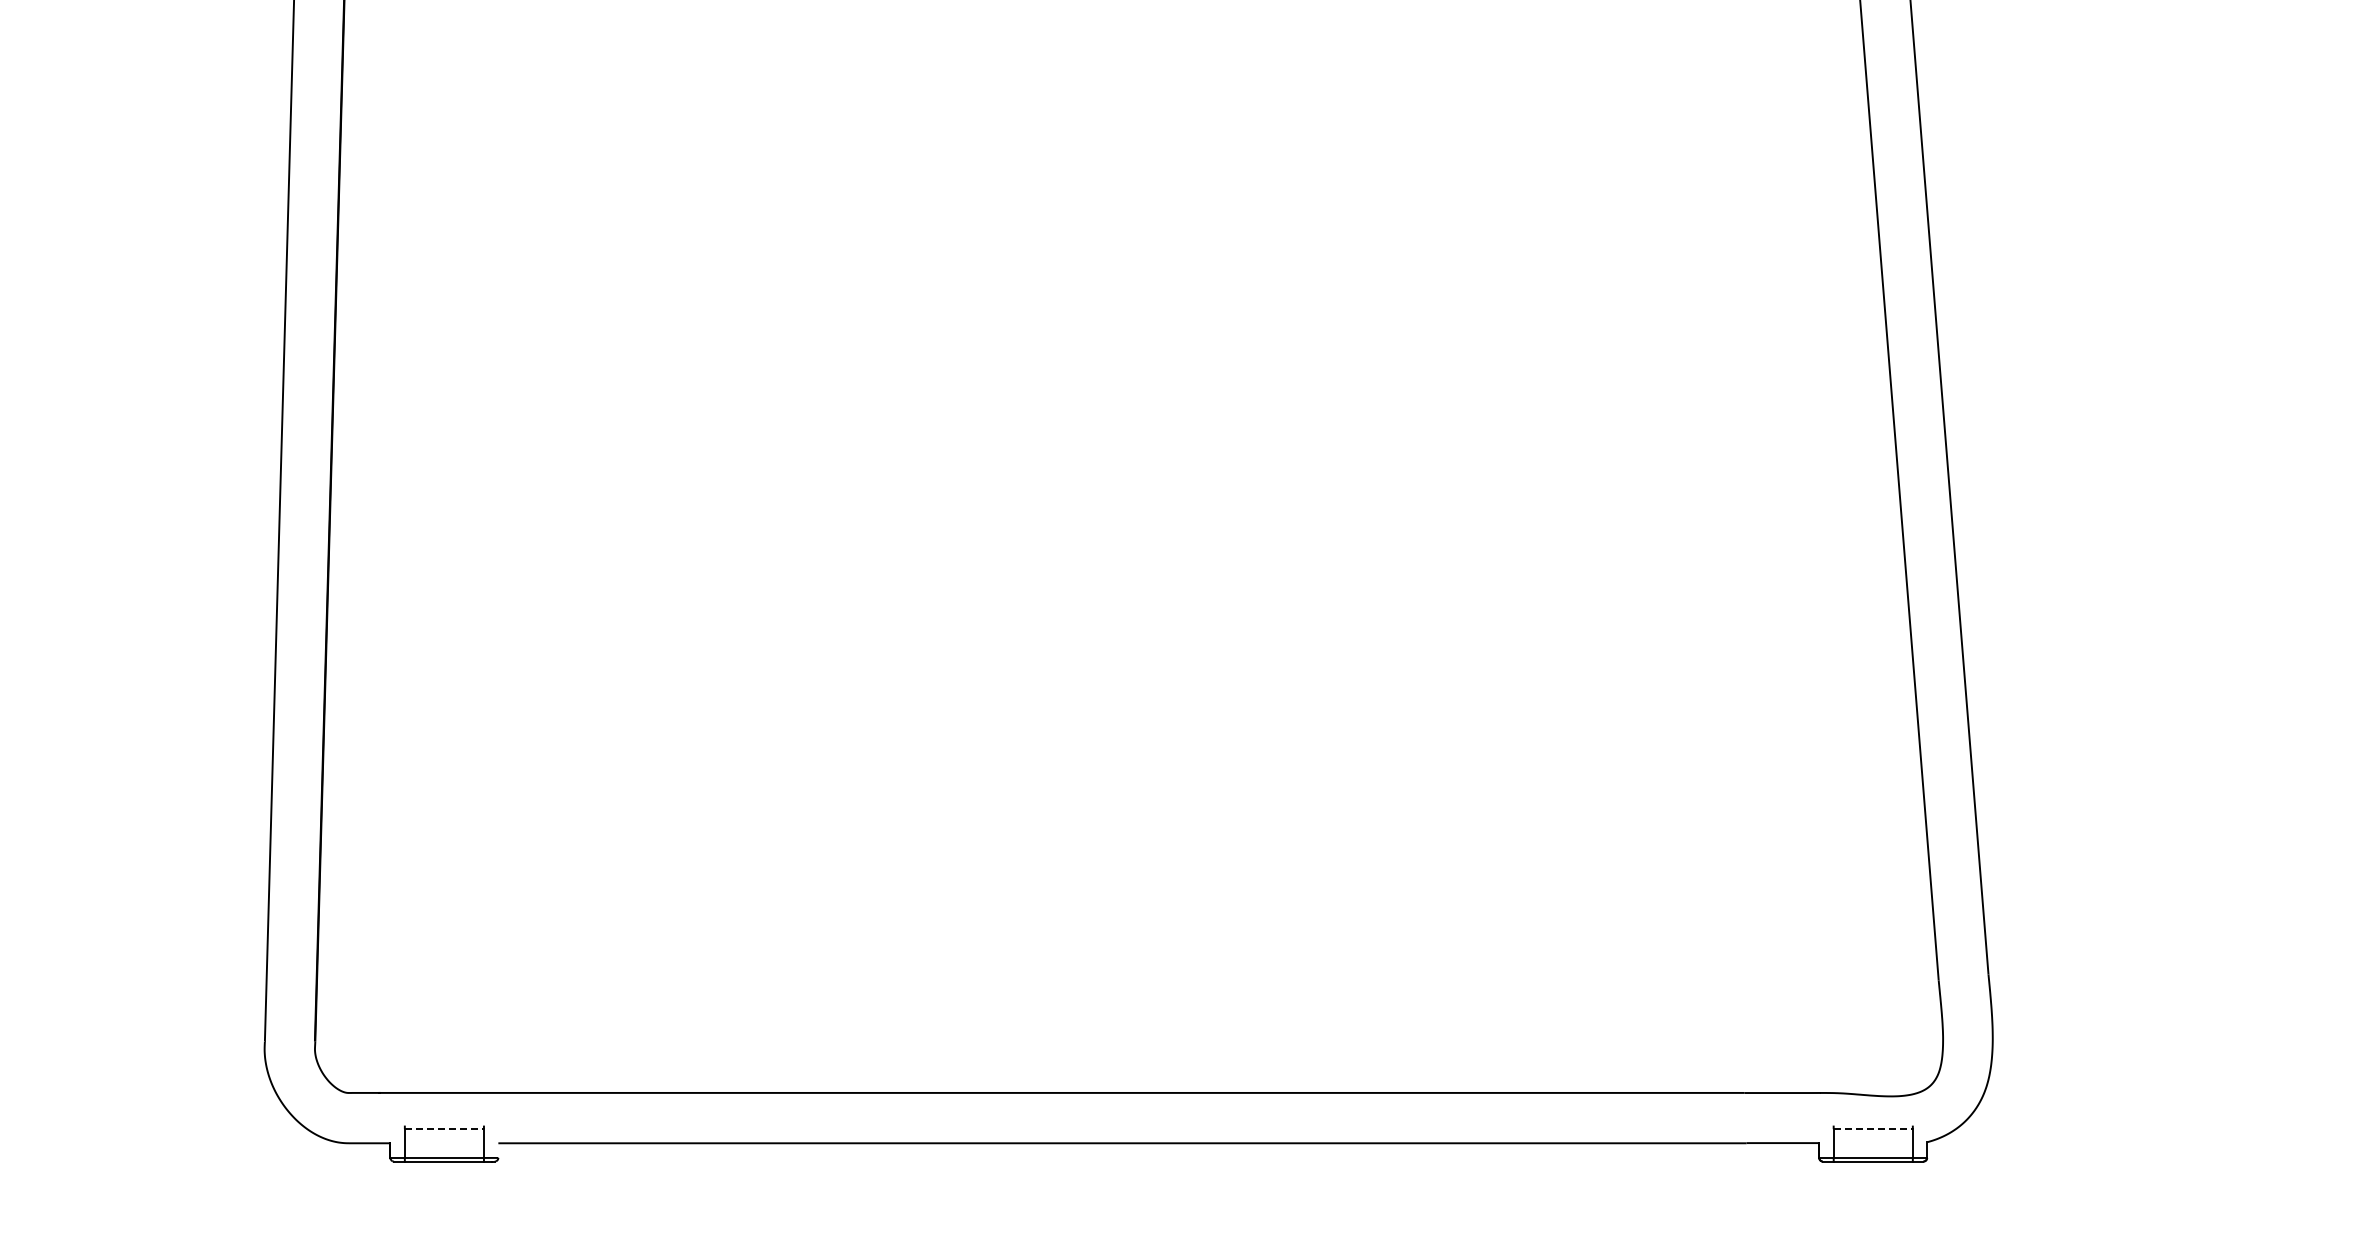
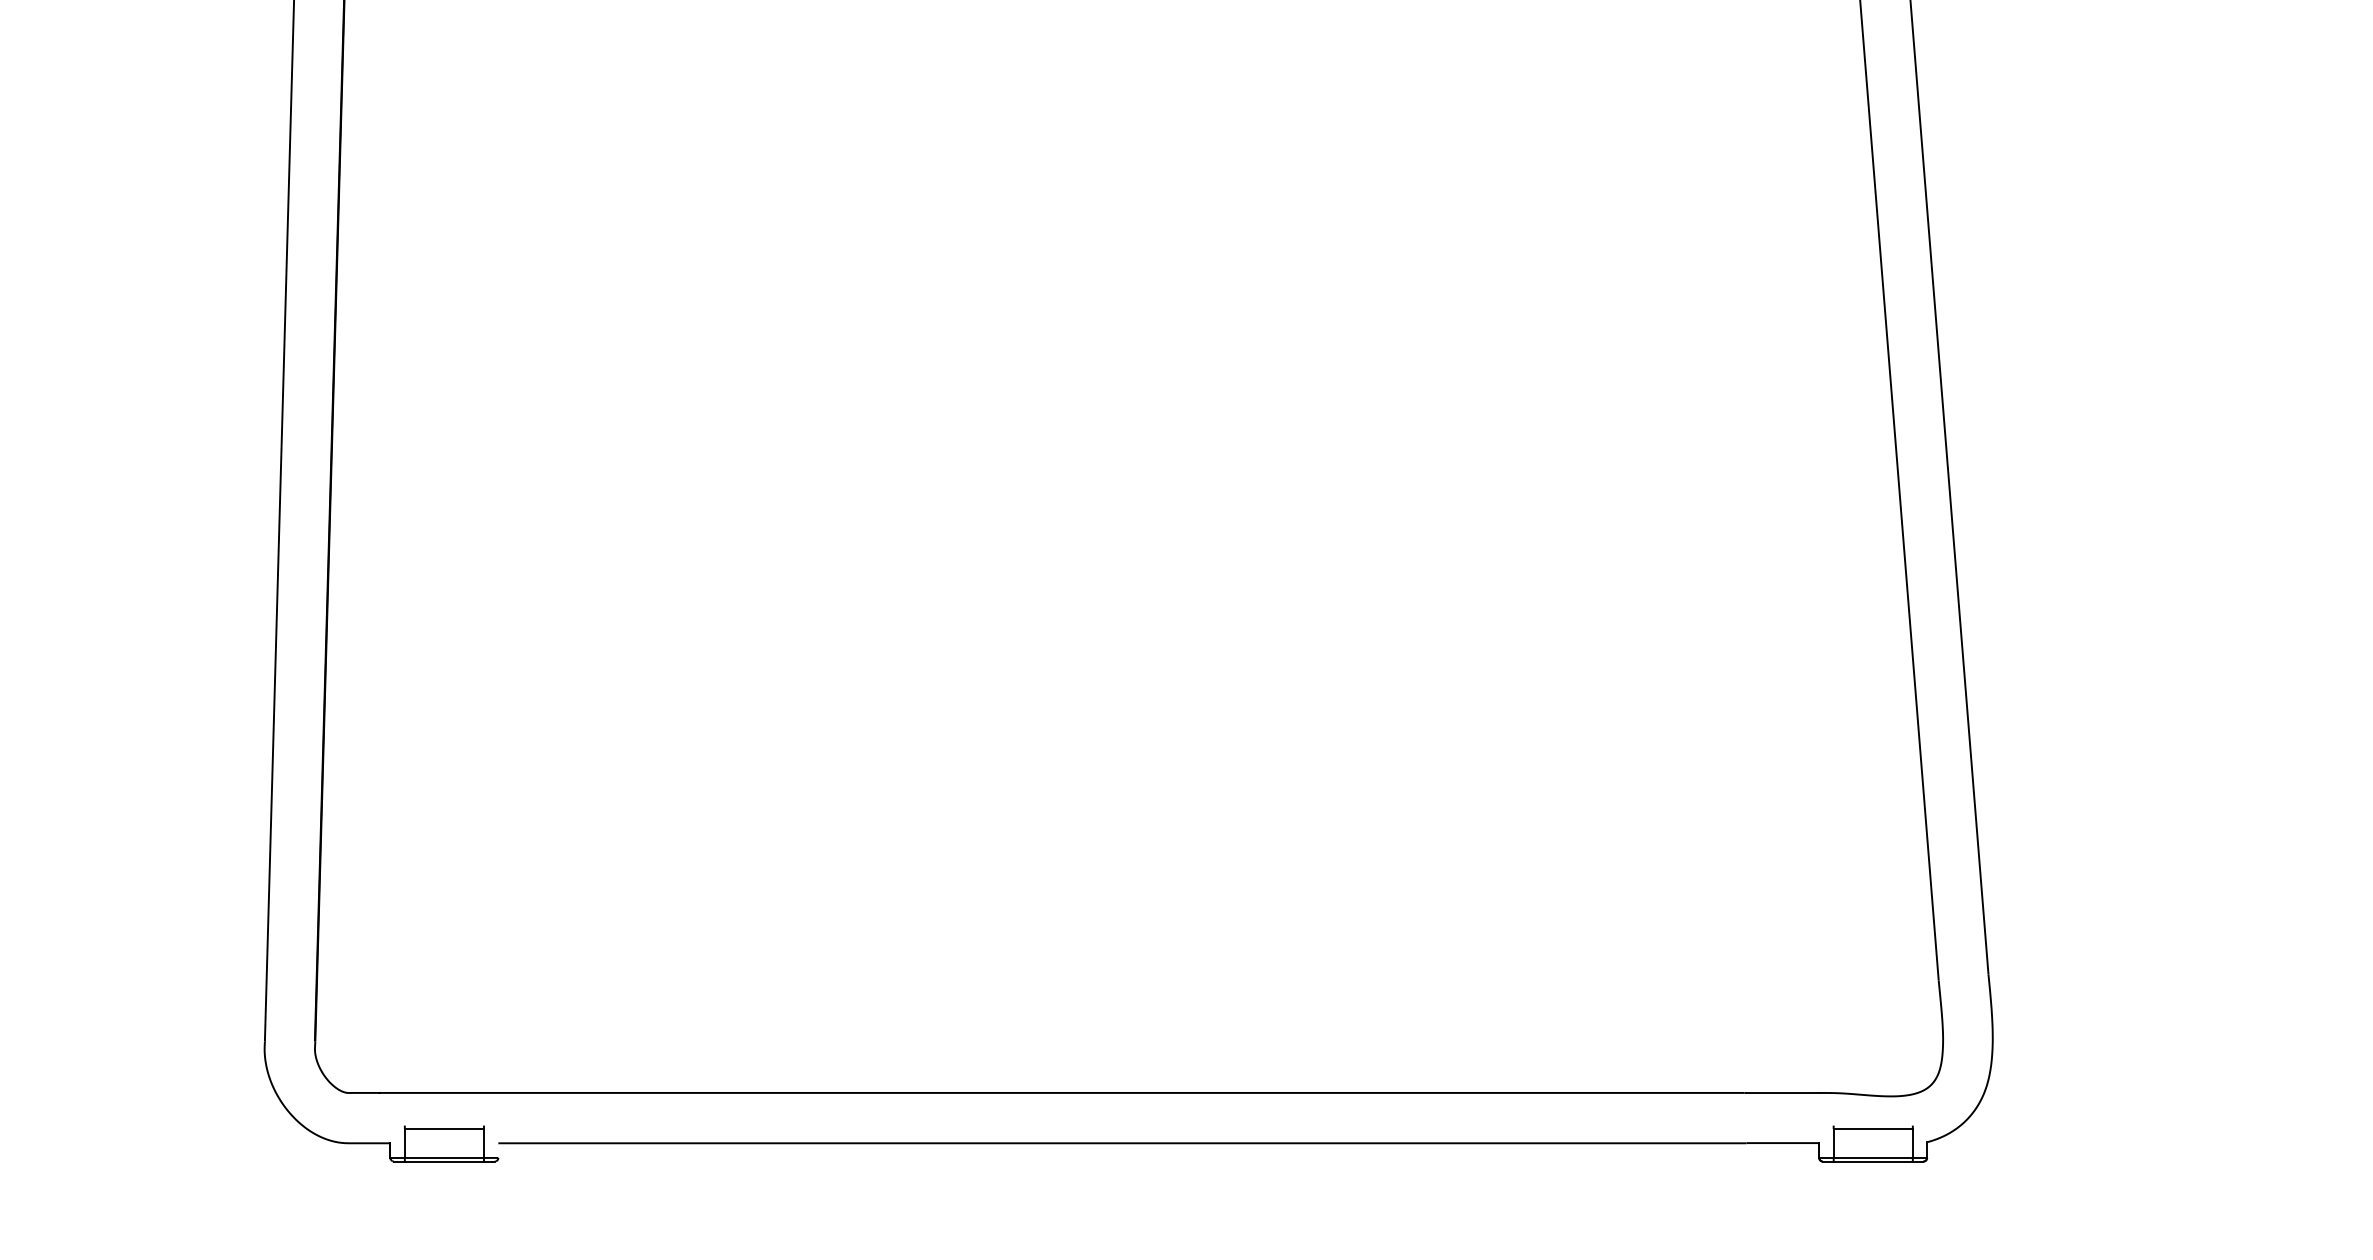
line: dashed -> solid (444, 1129)
line: dashed -> solid (1873, 1129)
